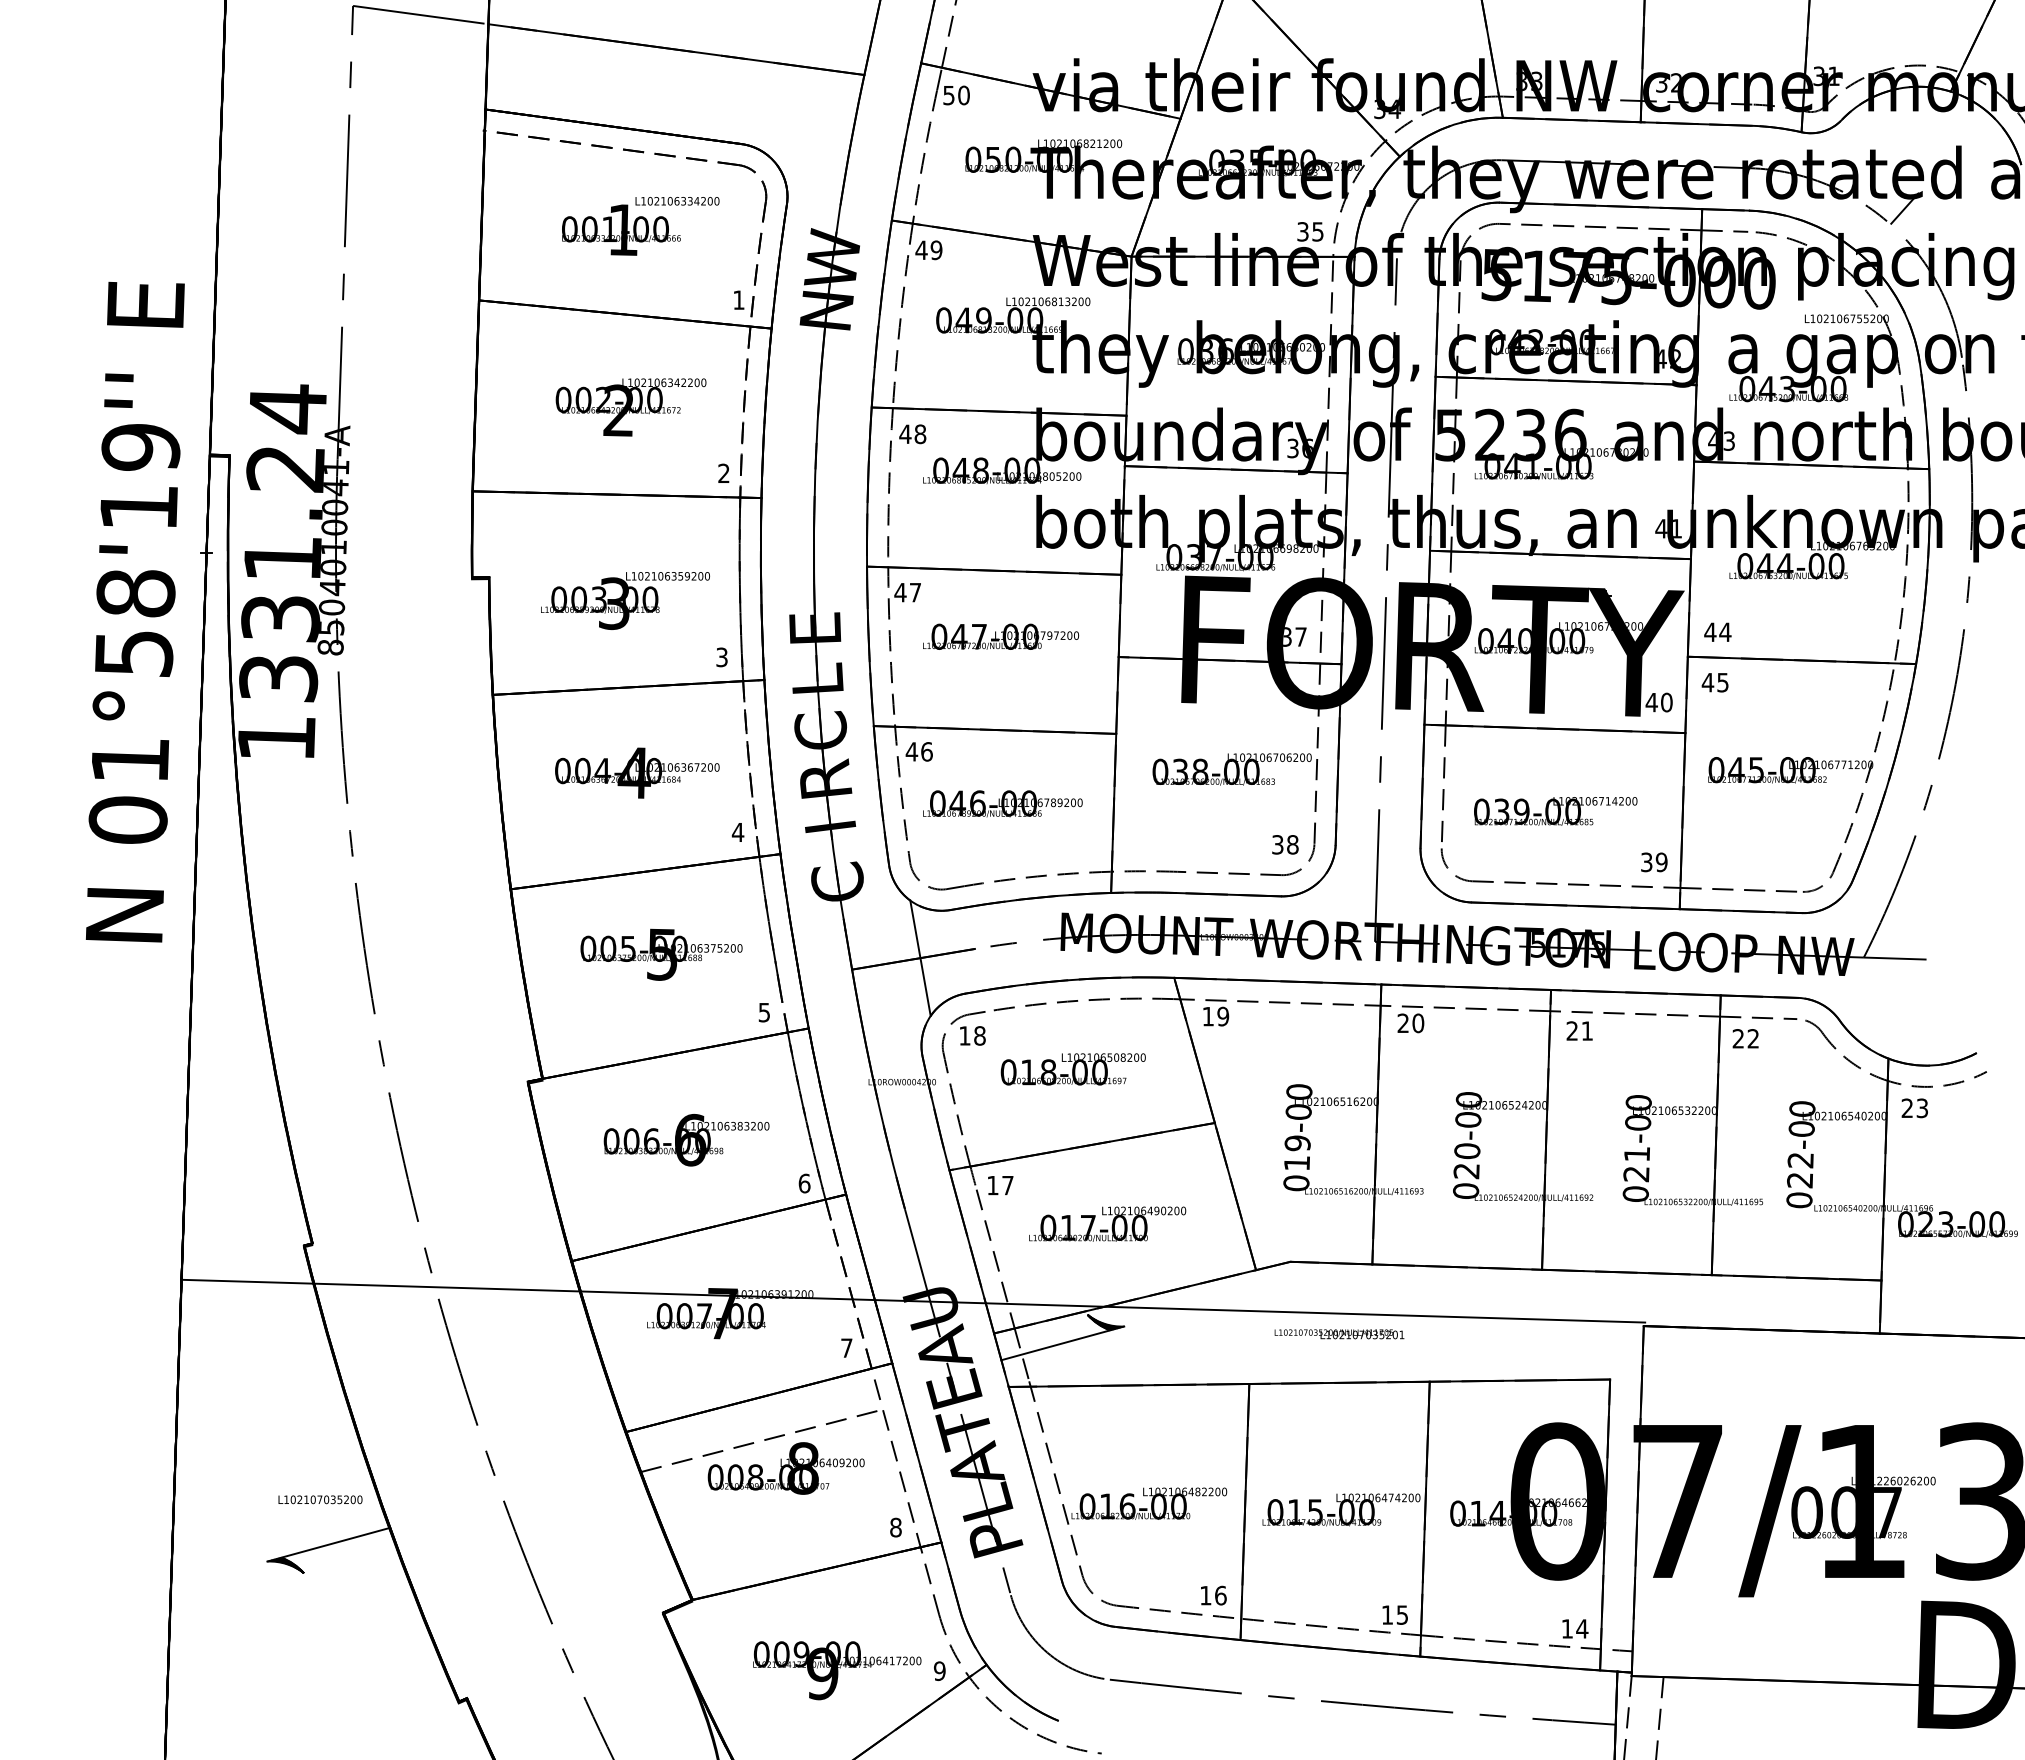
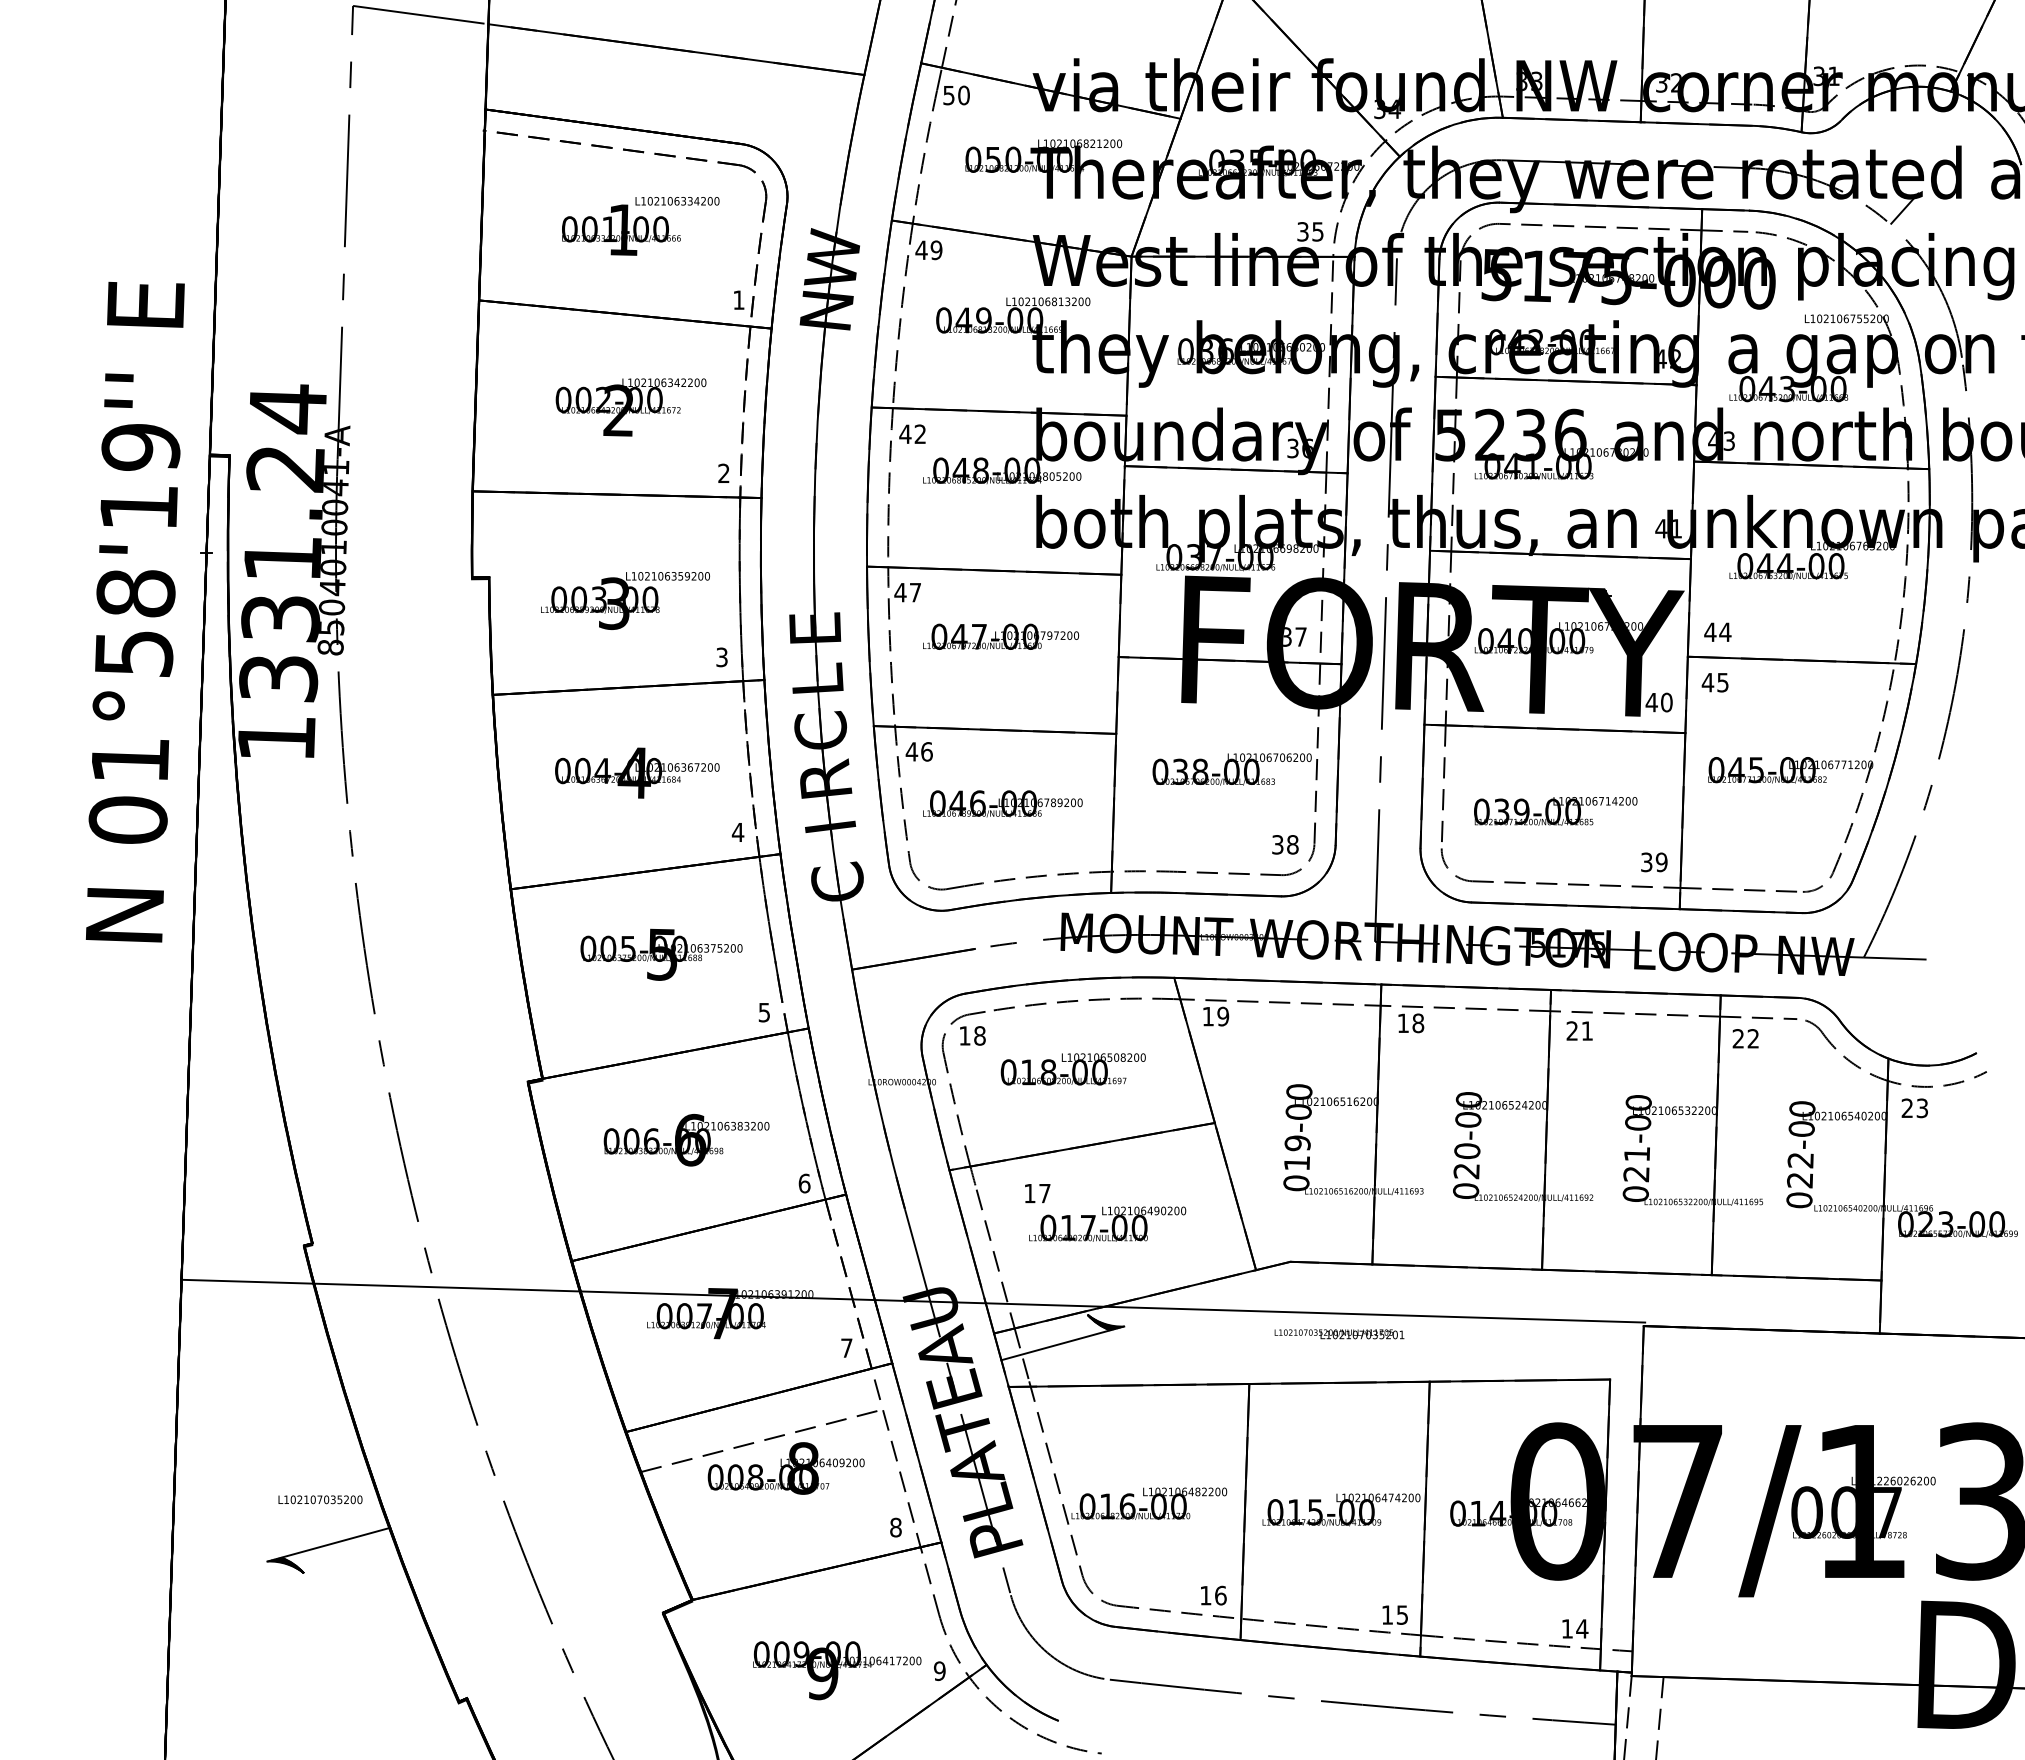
text: 48 -> 42 (920, 434)
line: present -> none (920, 958)
text: 20 -> 18 (1410, 1022)
text position: (1000, 1185) -> (1037, 1193) (1037, 1193)
